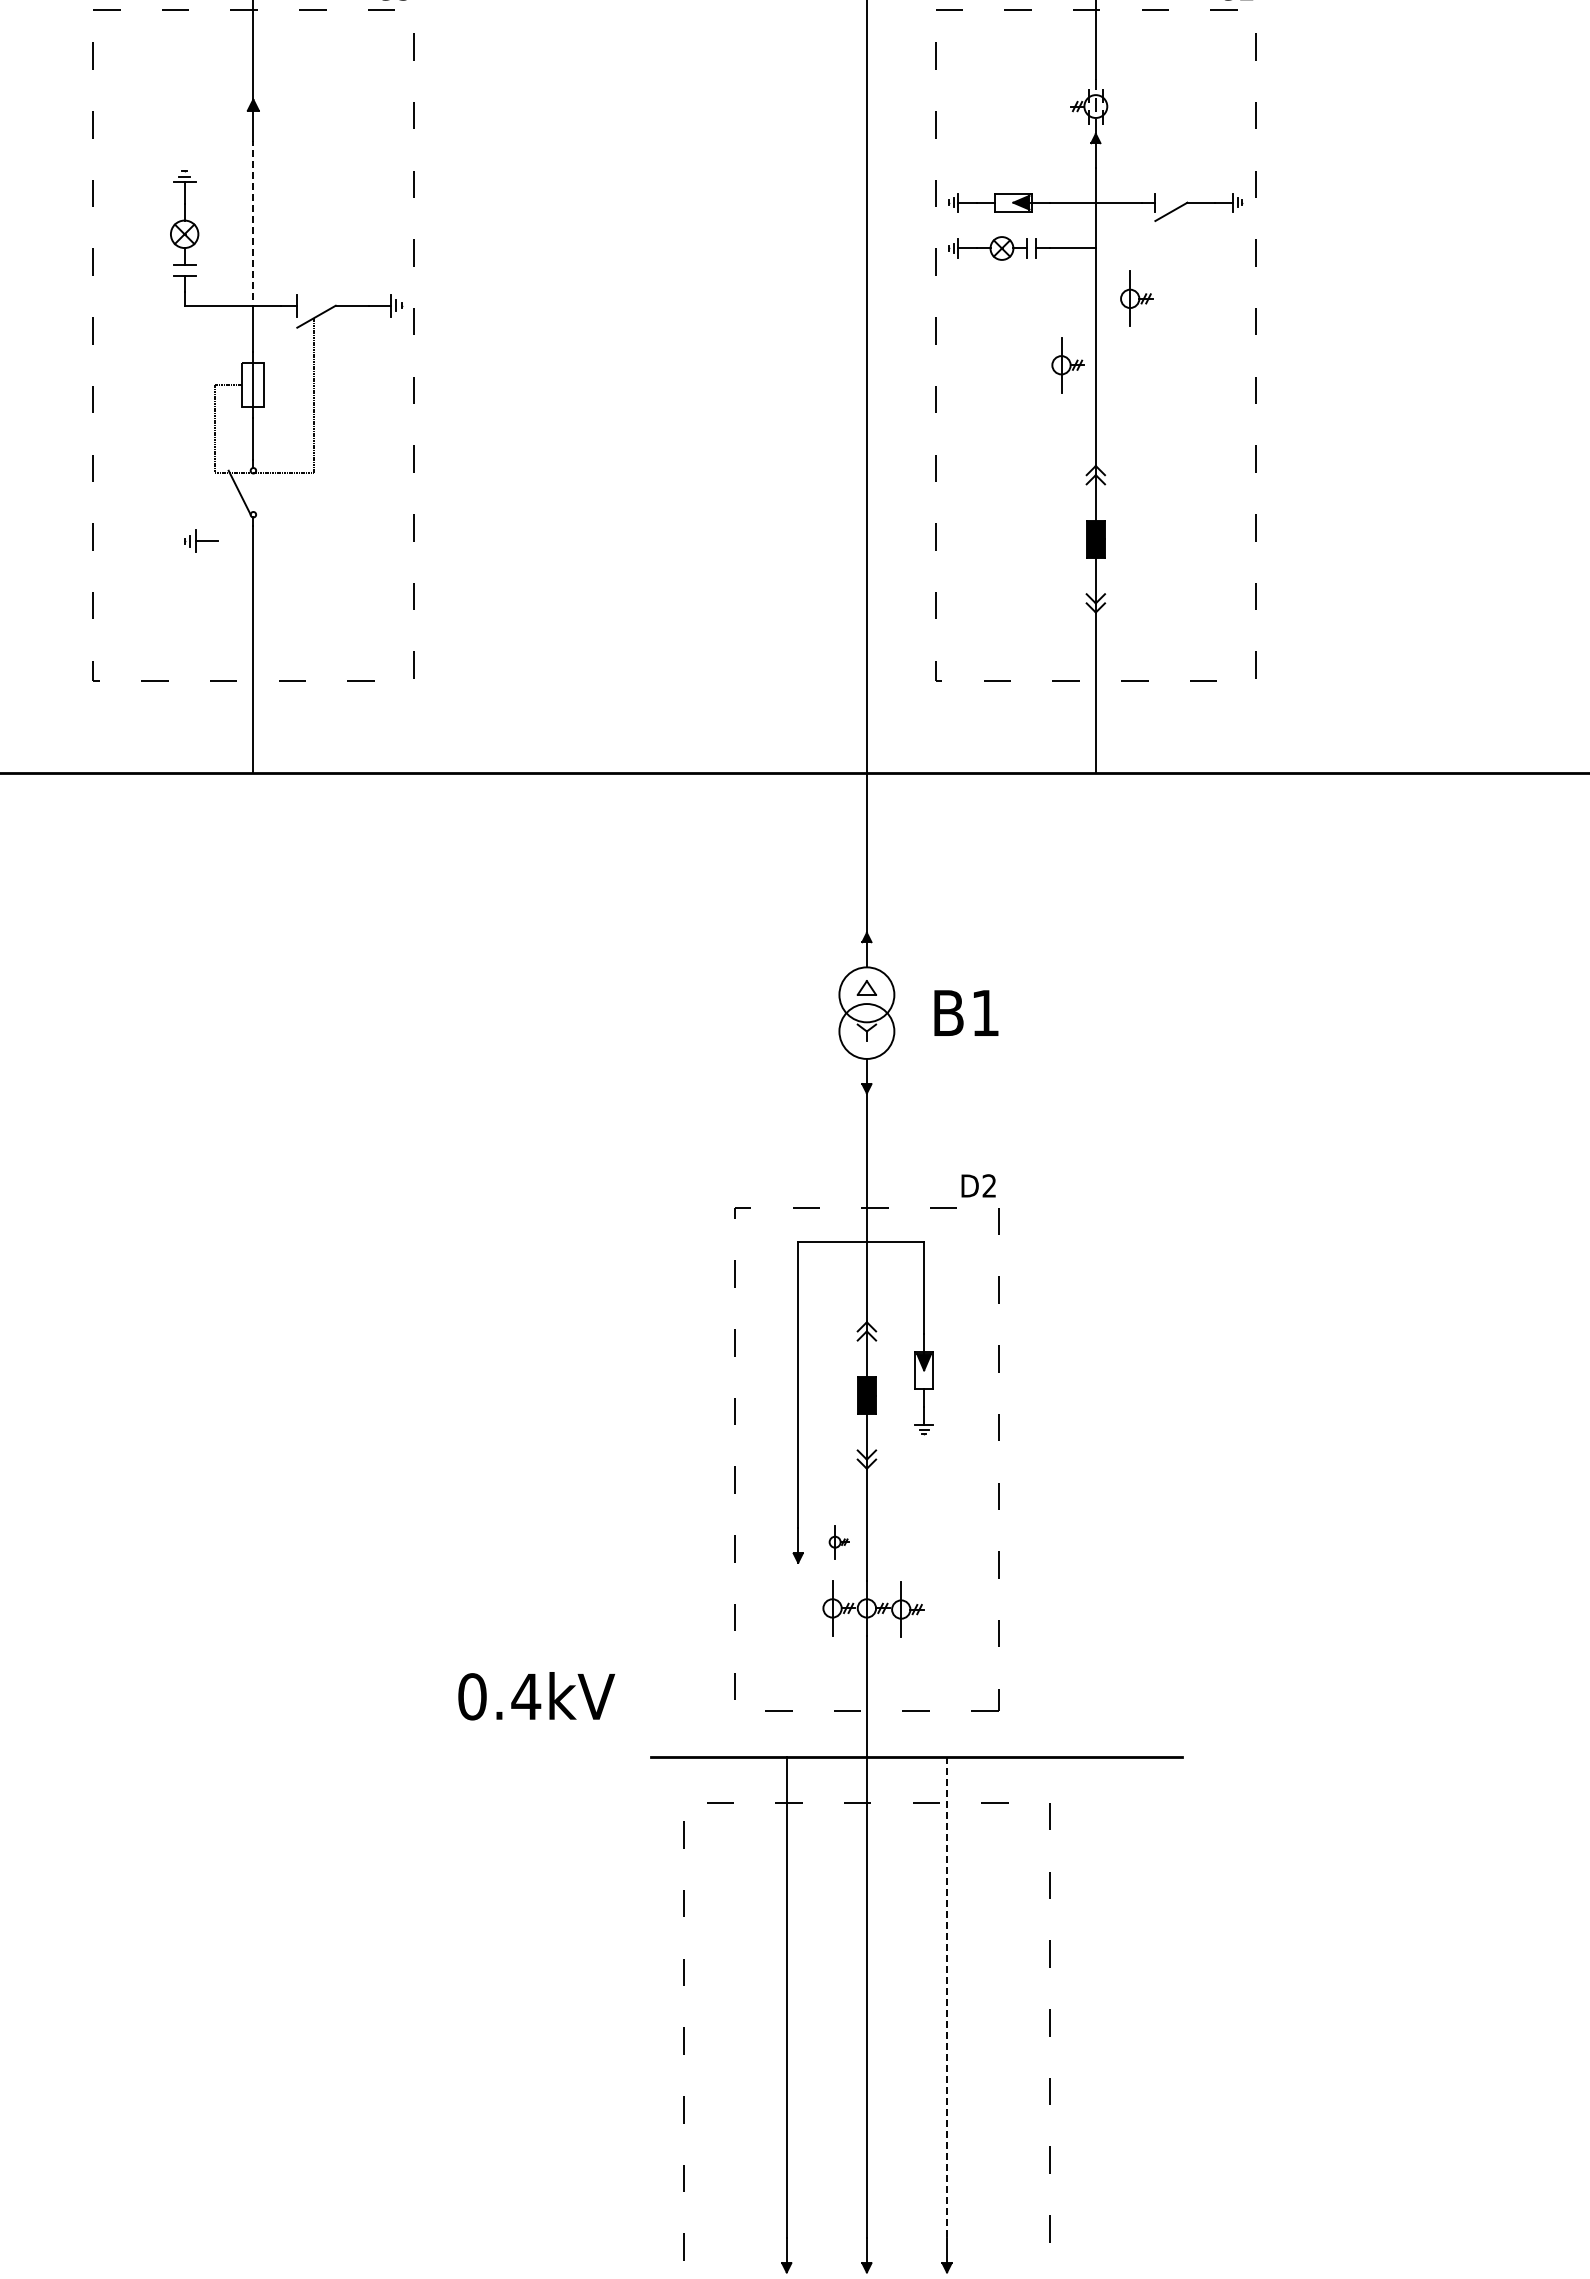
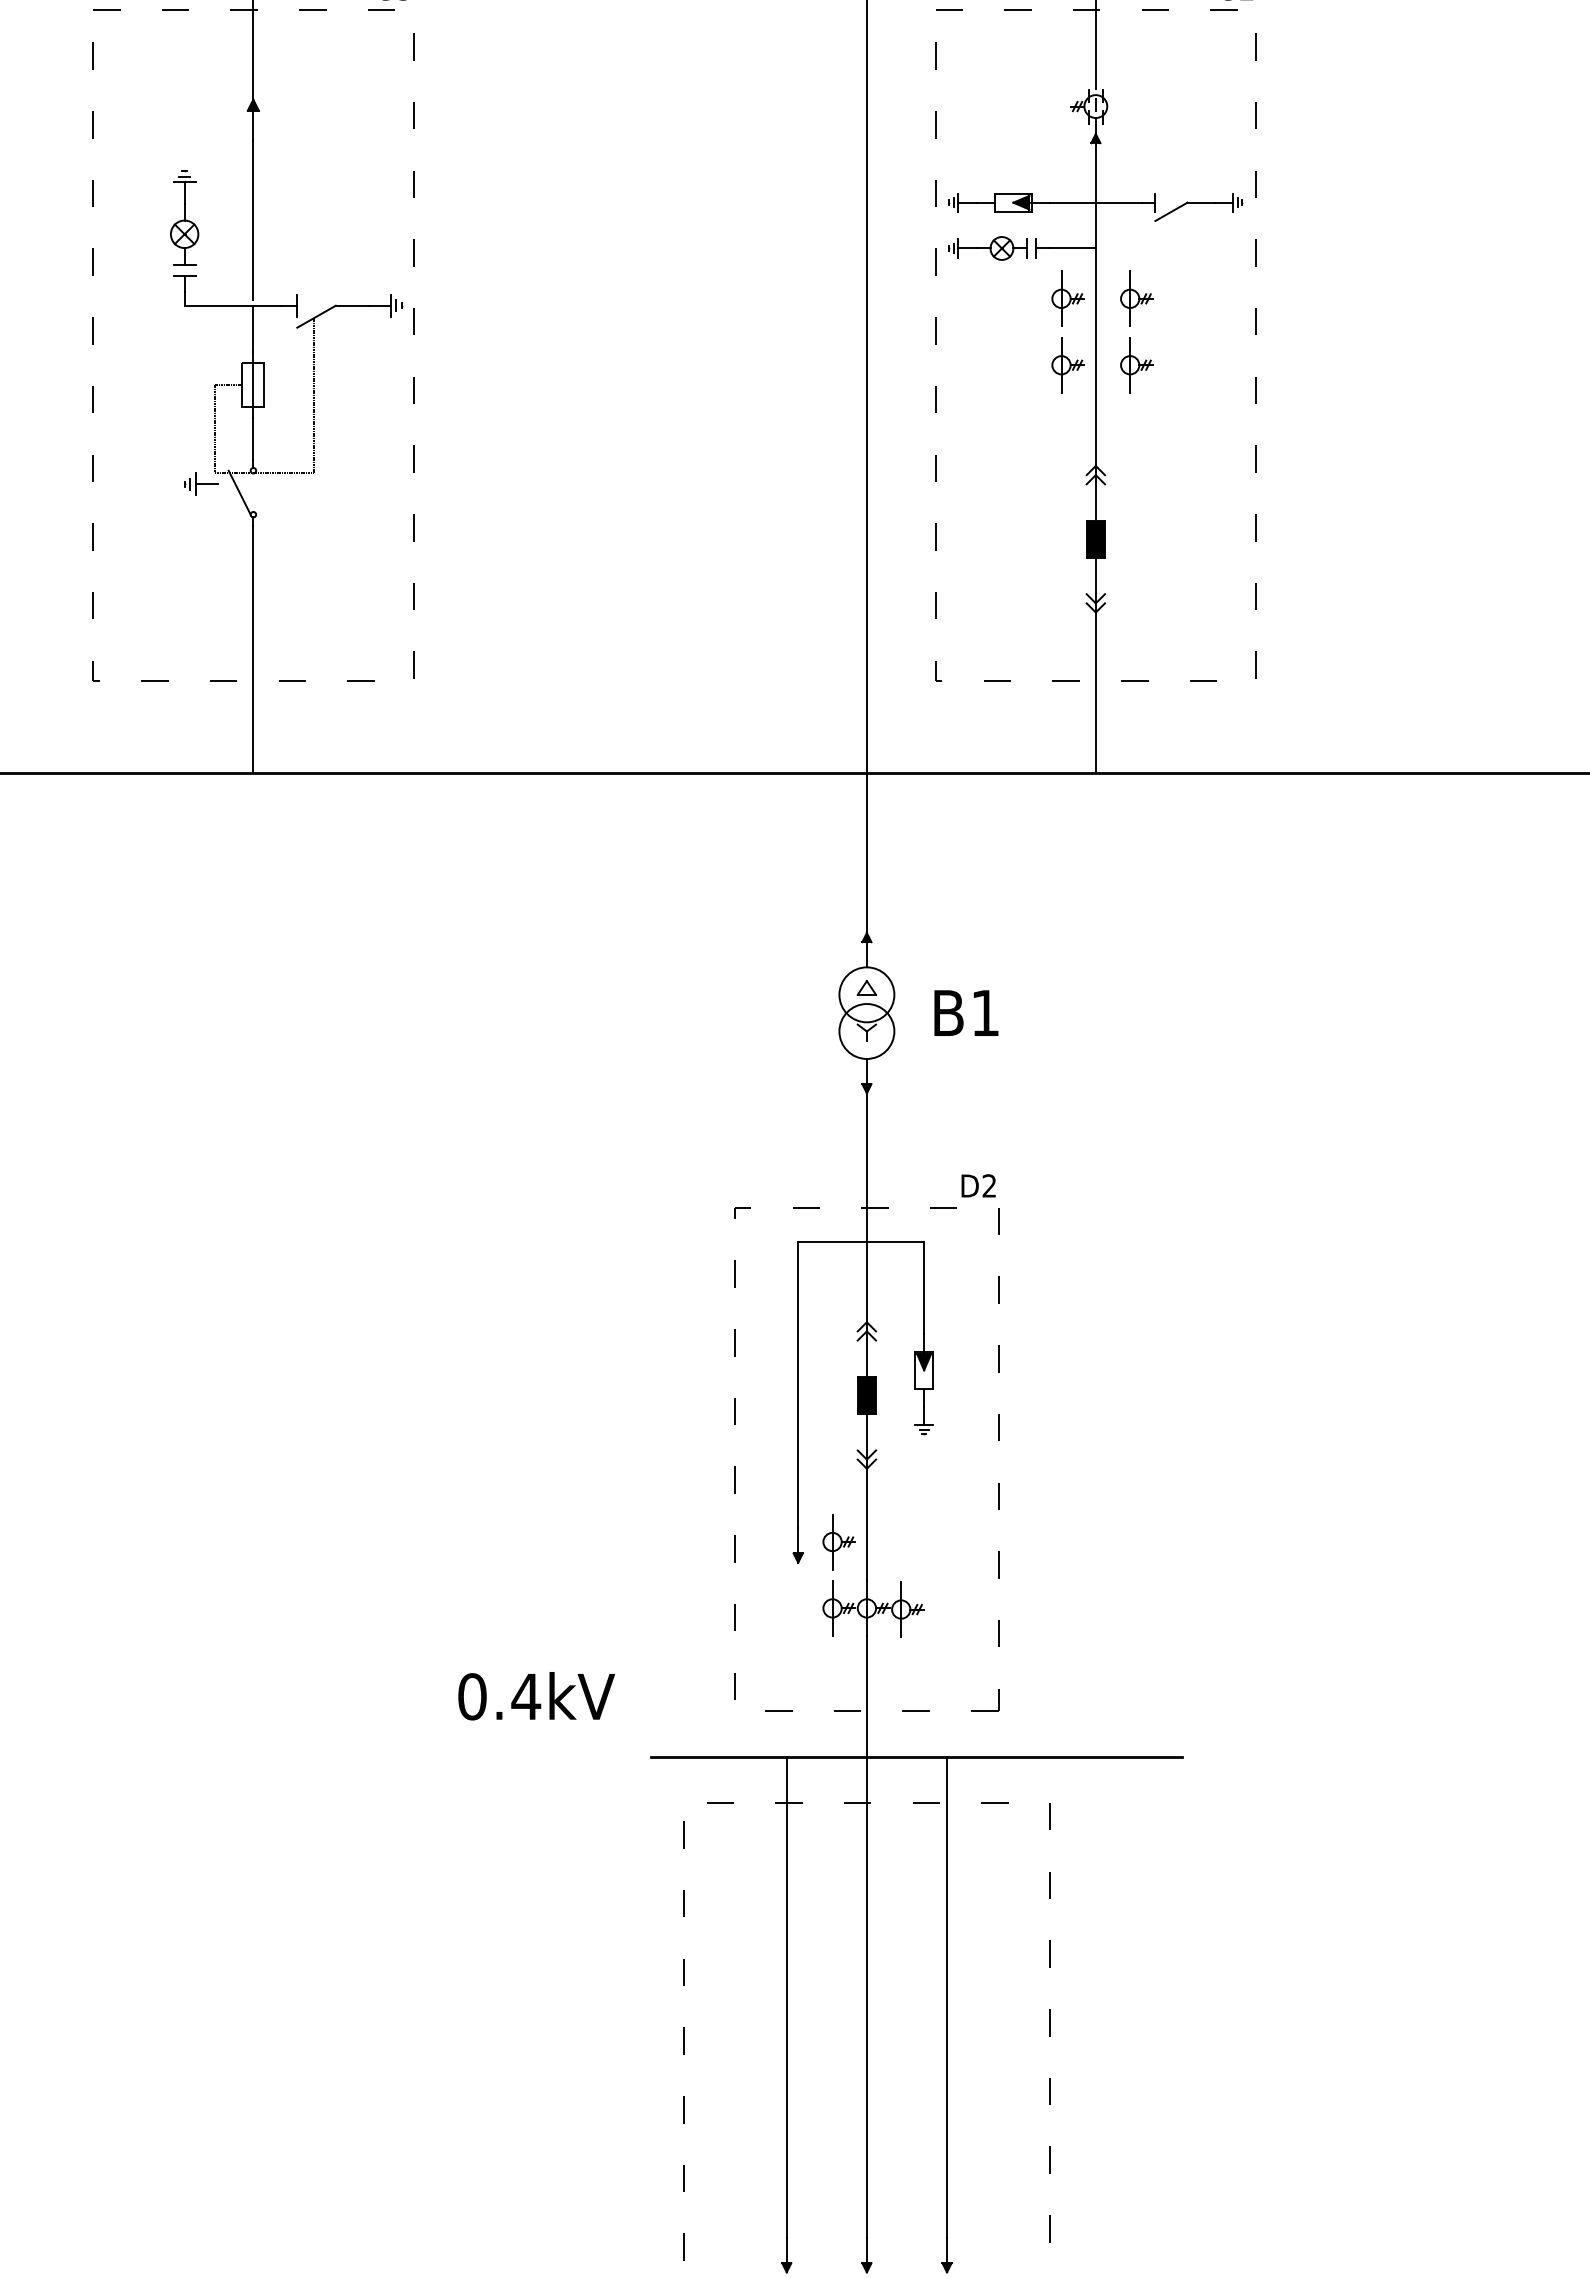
line: dashed -> solid (253, 220)
part: none -> present (1067, 298)
part: none -> present (1136, 365)
part position: (201, 540) -> (201, 483) (201, 483)
part size: 22x35 px -> 34x57 px (838, 1542)
line: dashed -> solid (947, 1998)
